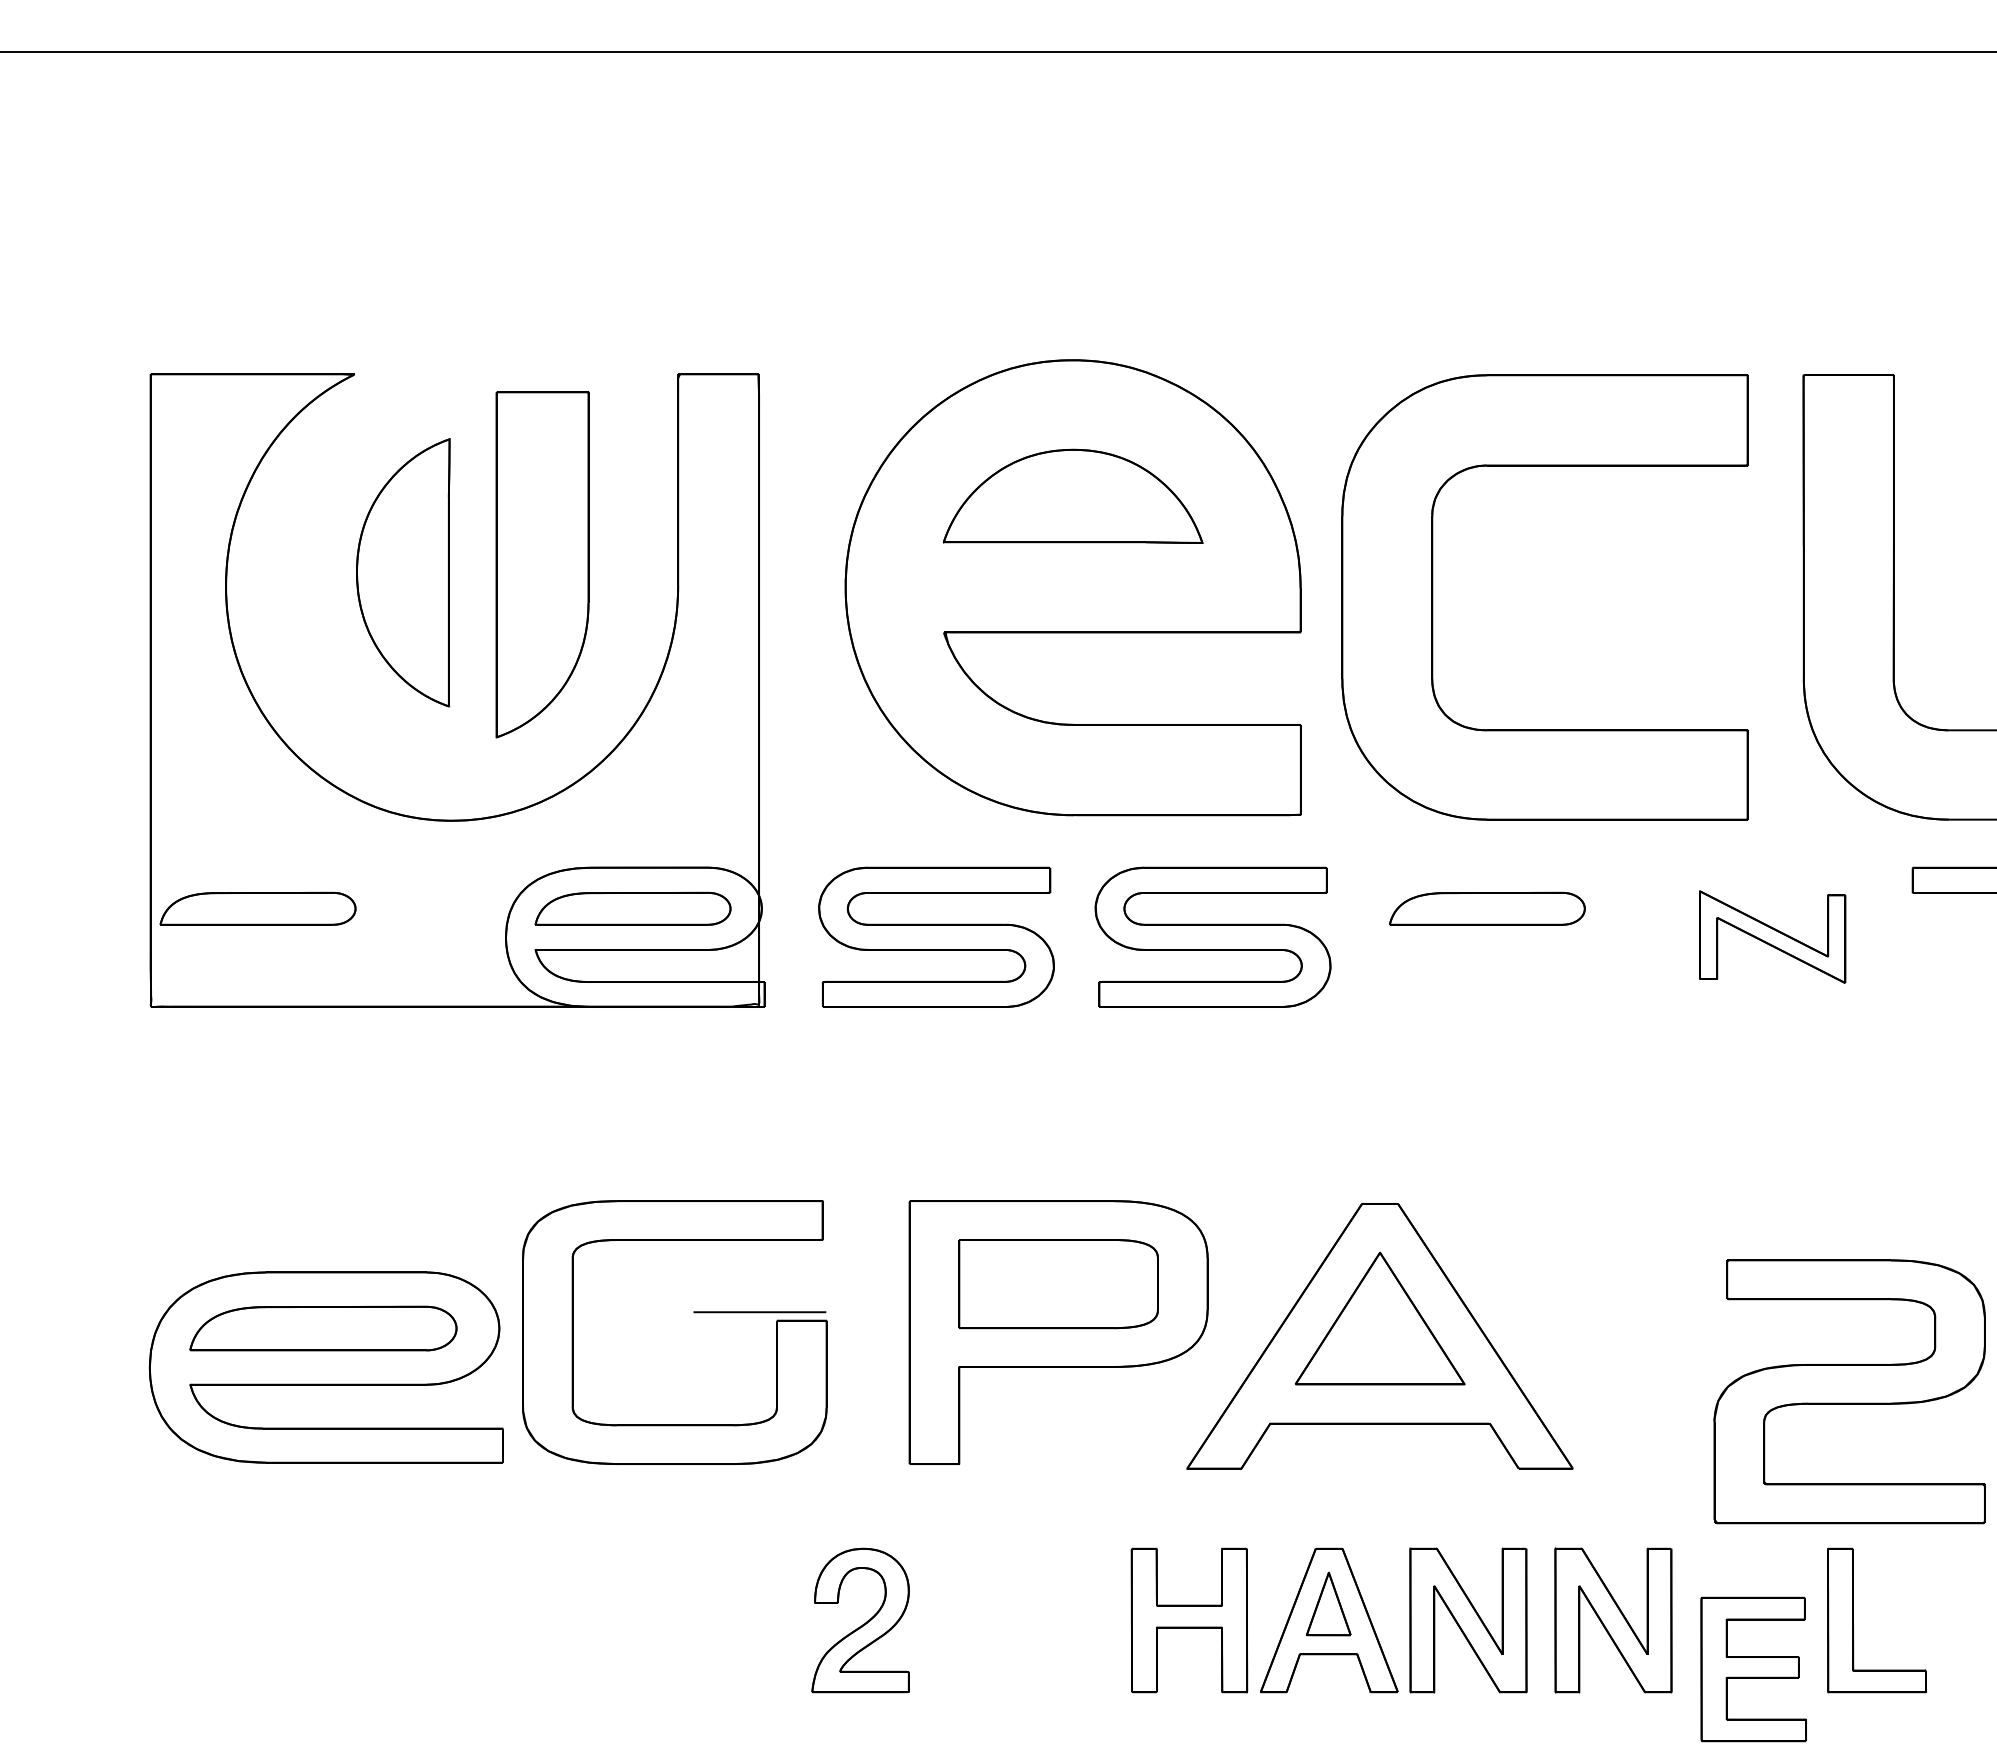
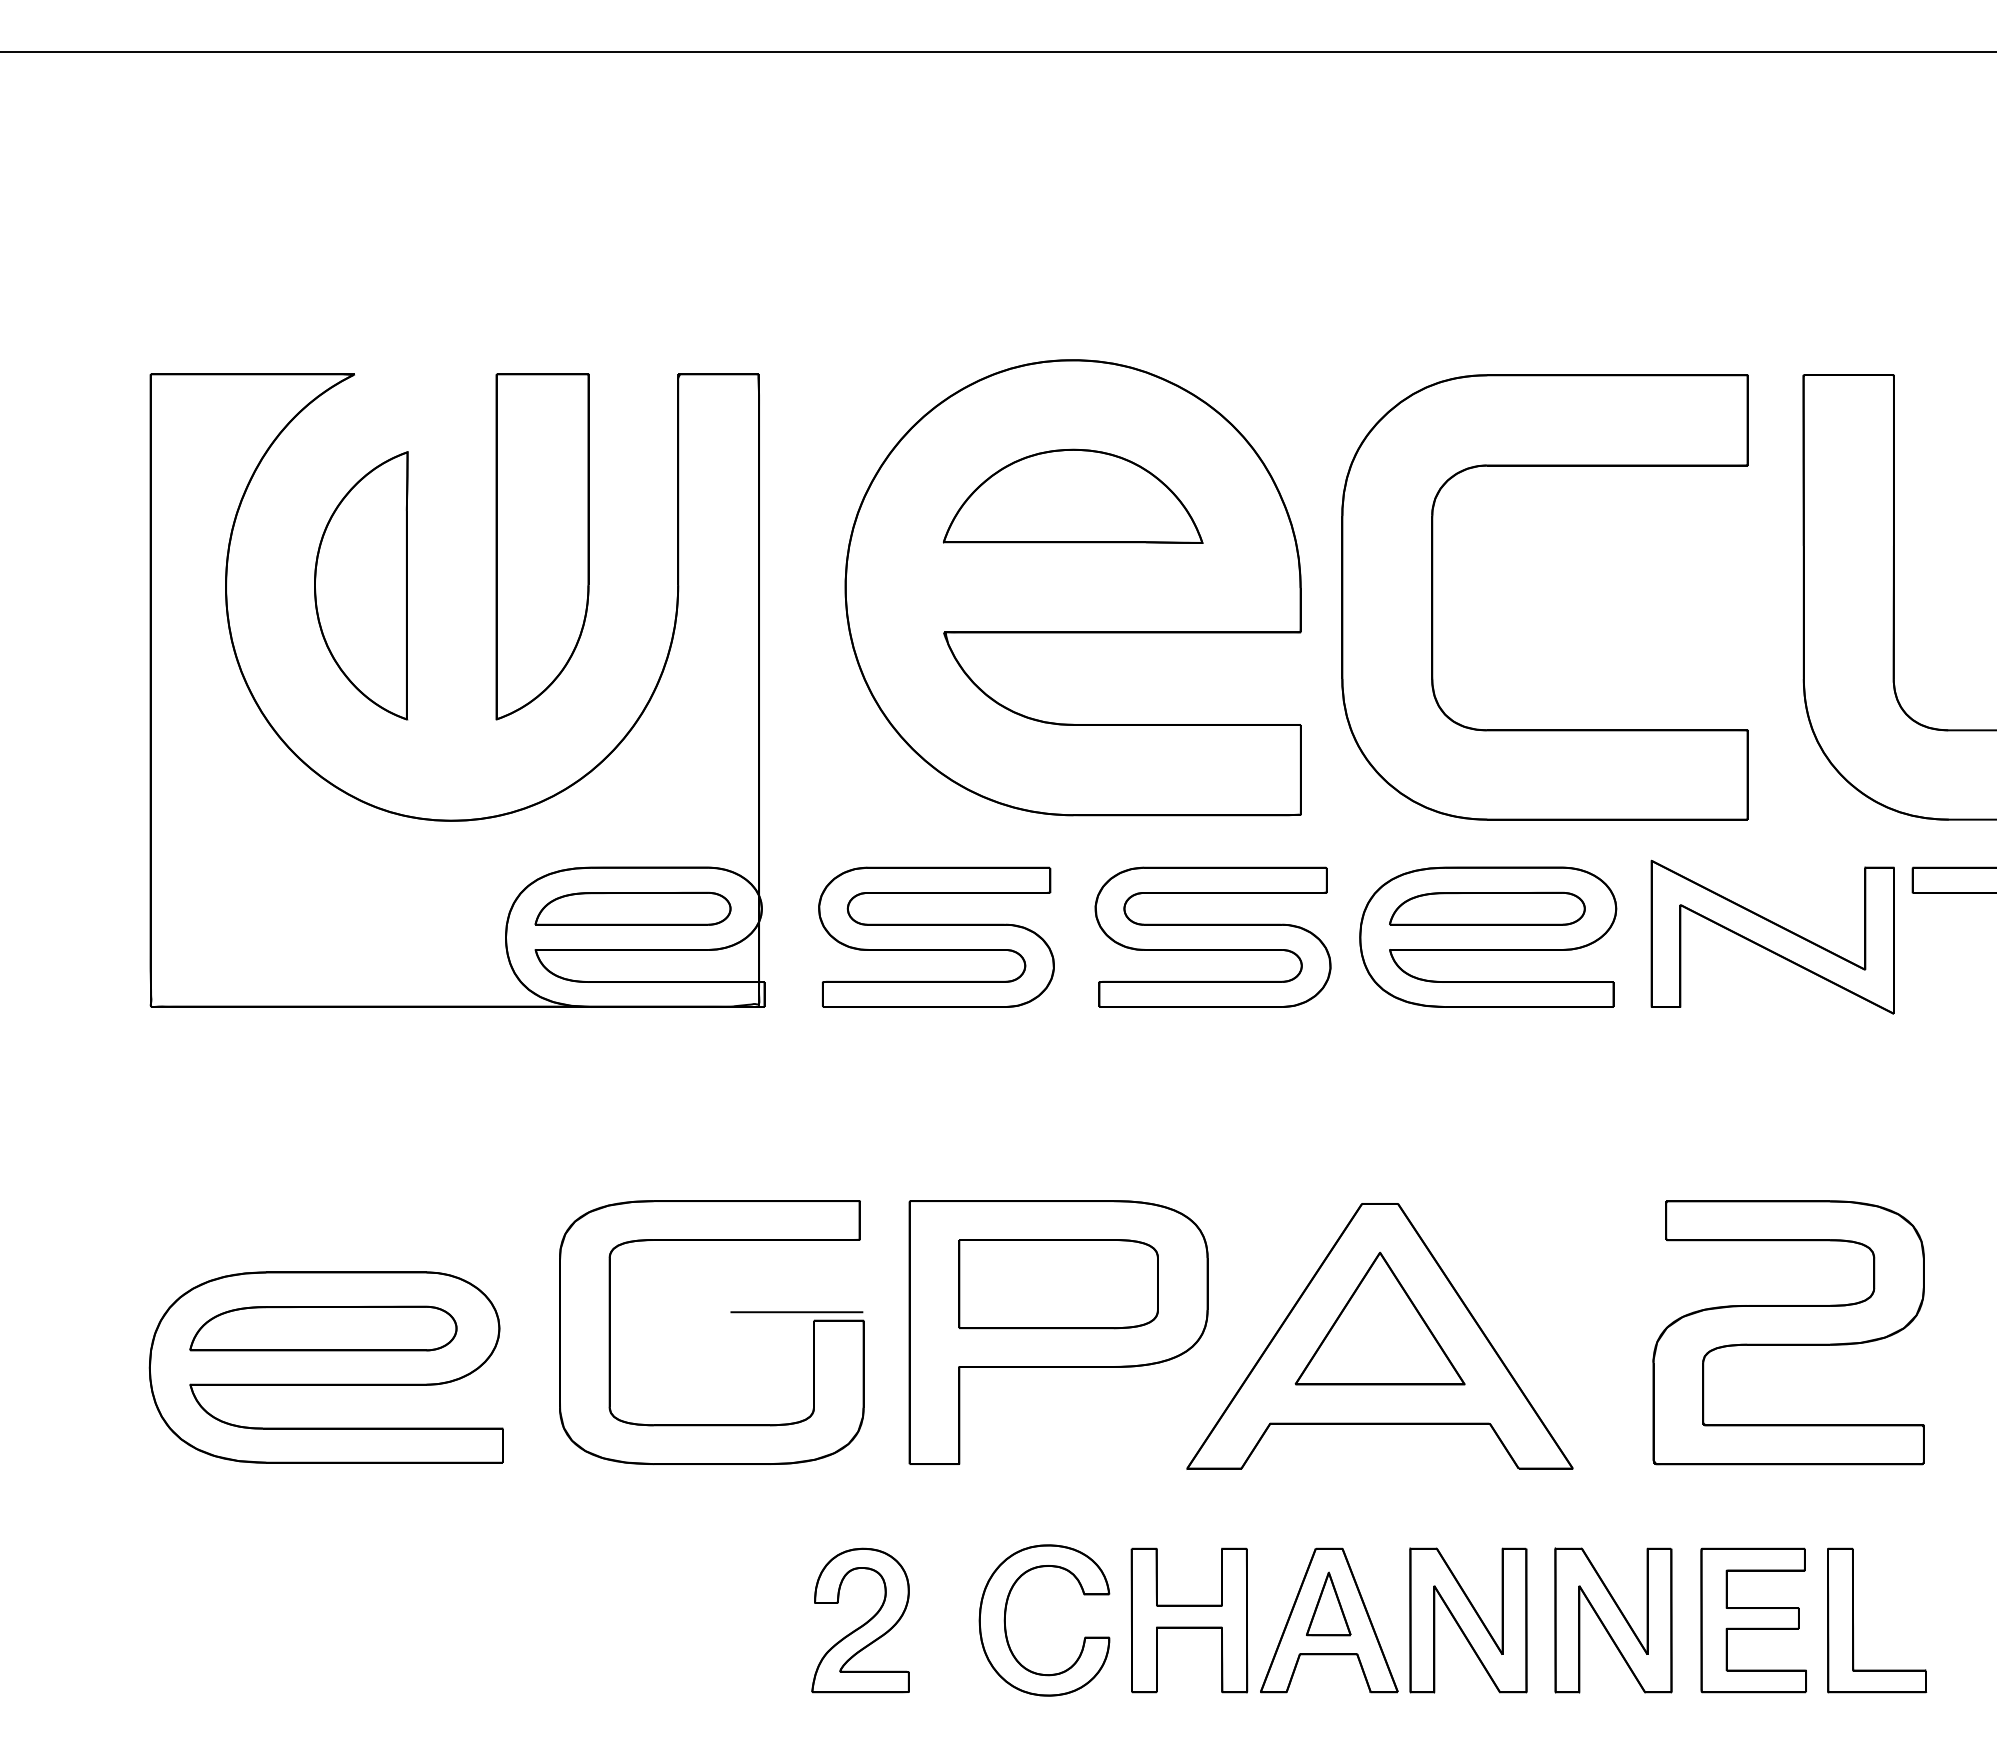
part position: (542, 564) -> (542, 546) (542, 546)
part position: (403, 572) -> (361, 585) (361, 585)
part: present -> none (257, 908)
part: none -> present (1488, 936)
part size: 148x94 px -> 245x156 px (1772, 936)
part position: (693, 1312) -> (730, 1312) (730, 1312)
part position: (1849, 1391) -> (1788, 1332) (1788, 1332)
part: none -> present (1006, 1613)
part position: (1753, 1669) -> (1753, 1620) (1753, 1620)
